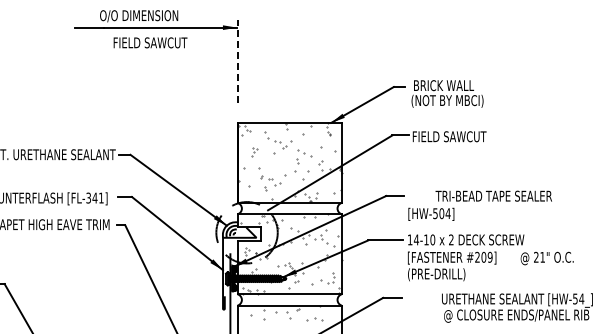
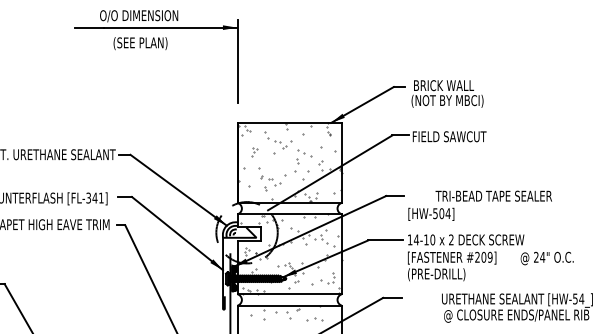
text: FIELD SAWCUT -> (SEE PLAN) (150, 43)
line: dashed -> solid (237, 61)
text: 21" -> 24" (542, 257)
